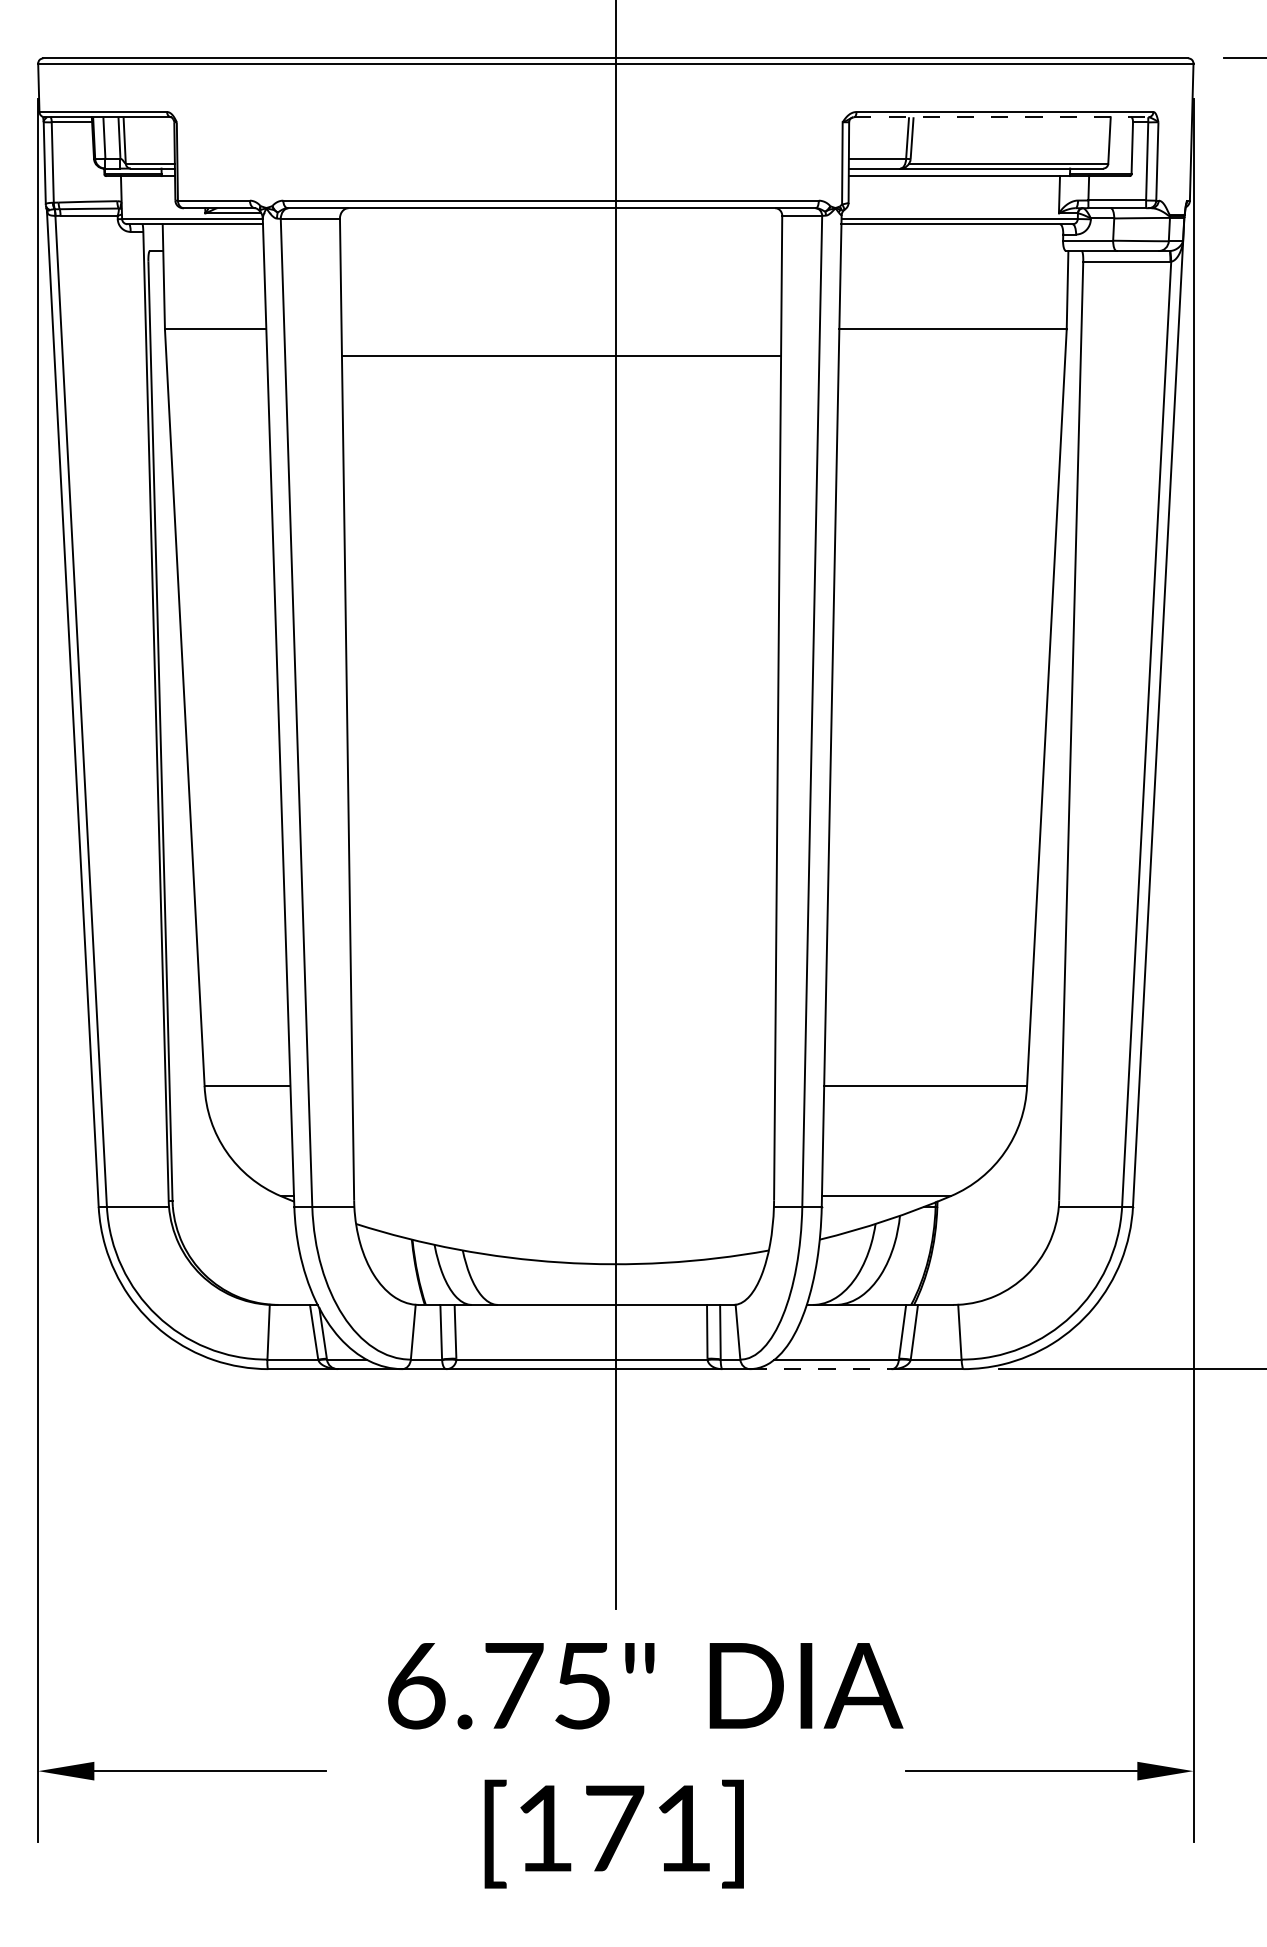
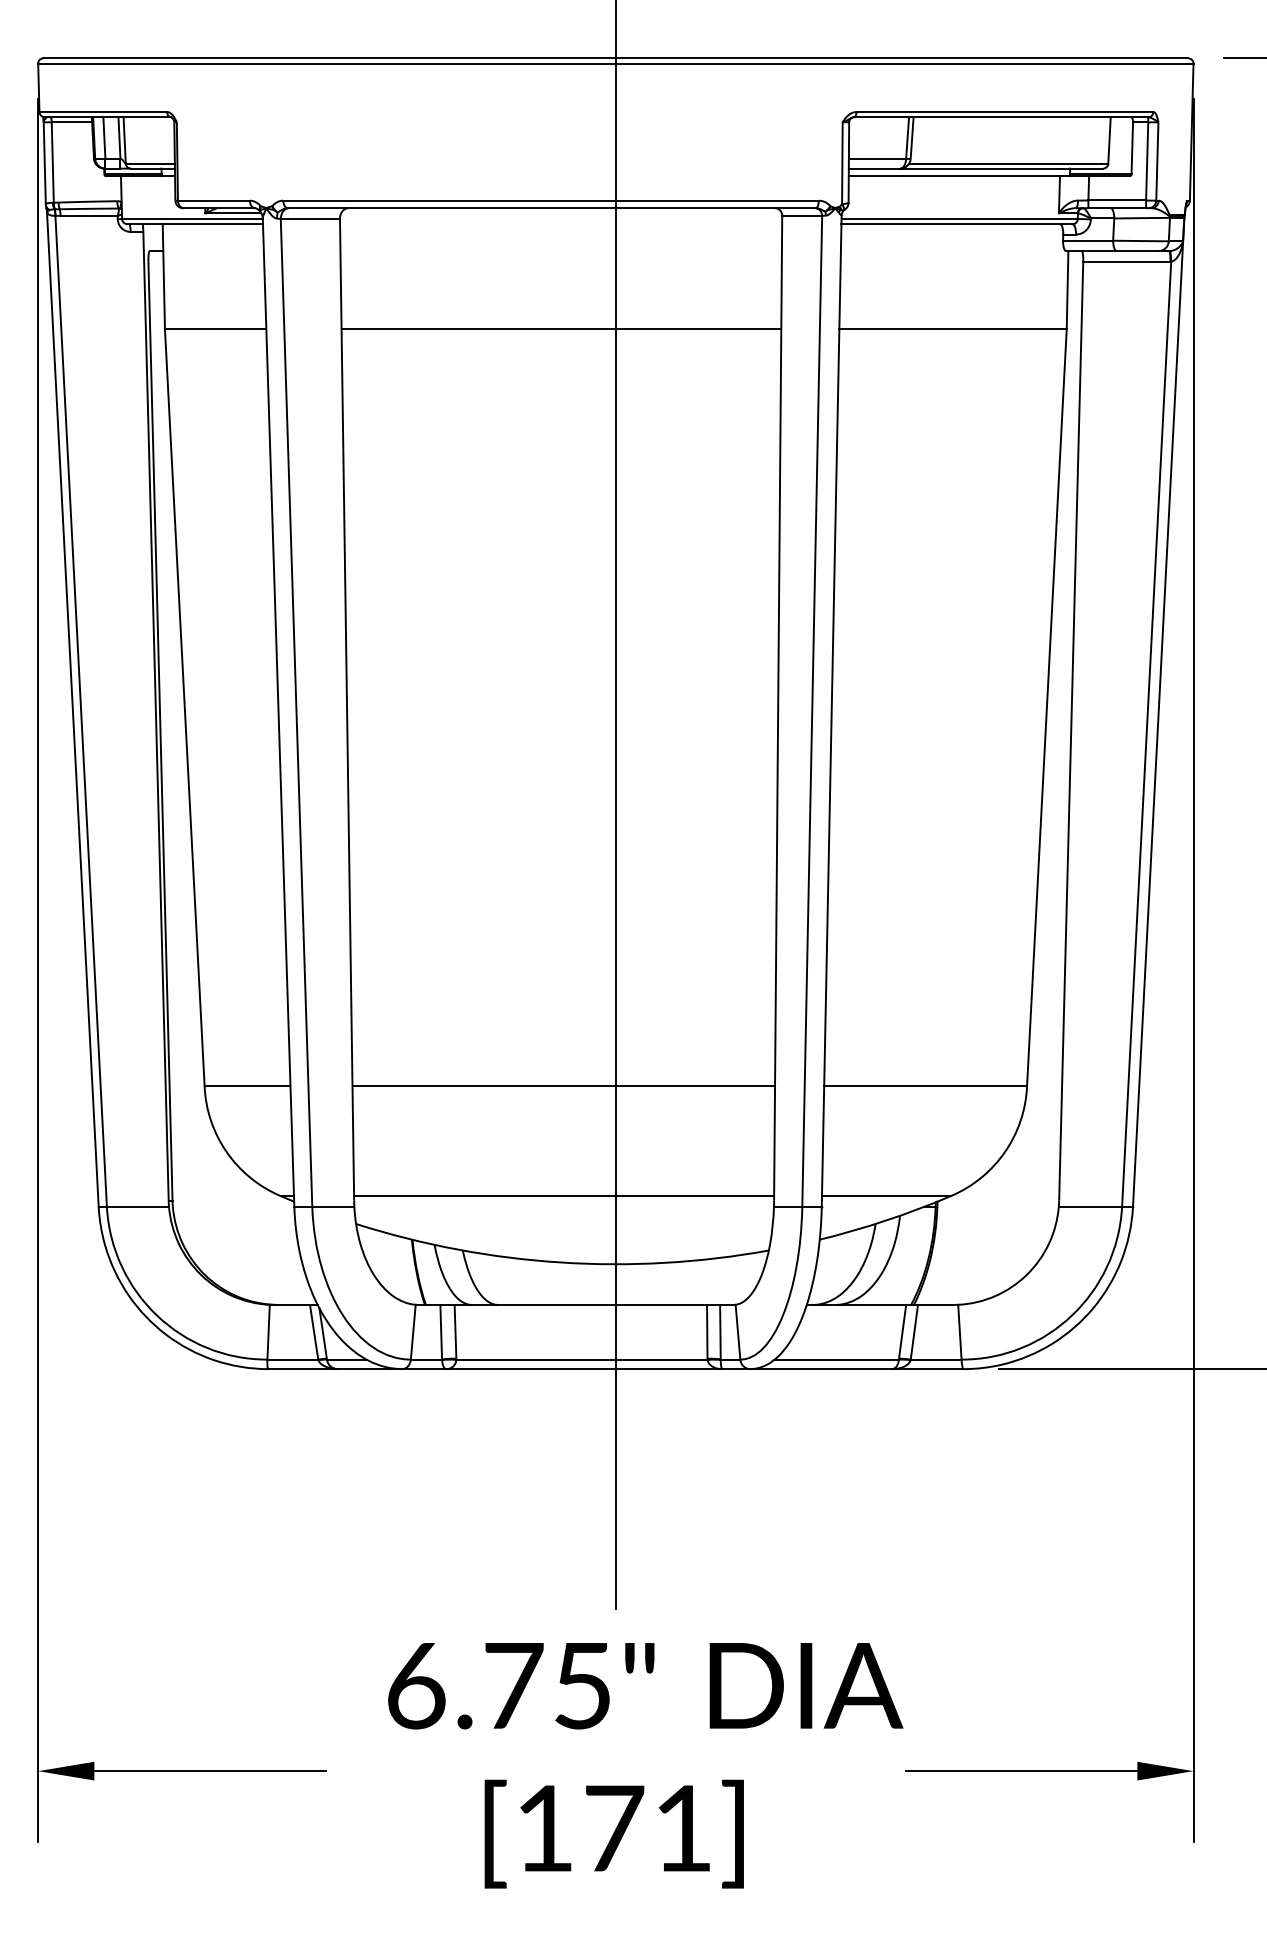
line: dashed -> solid (1001, 117)
line position: (561, 356) -> (561, 329) (561, 329)
line: none -> present (563, 1086)
line: none -> present (564, 1196)
line: dashed -> solid (820, 1369)
